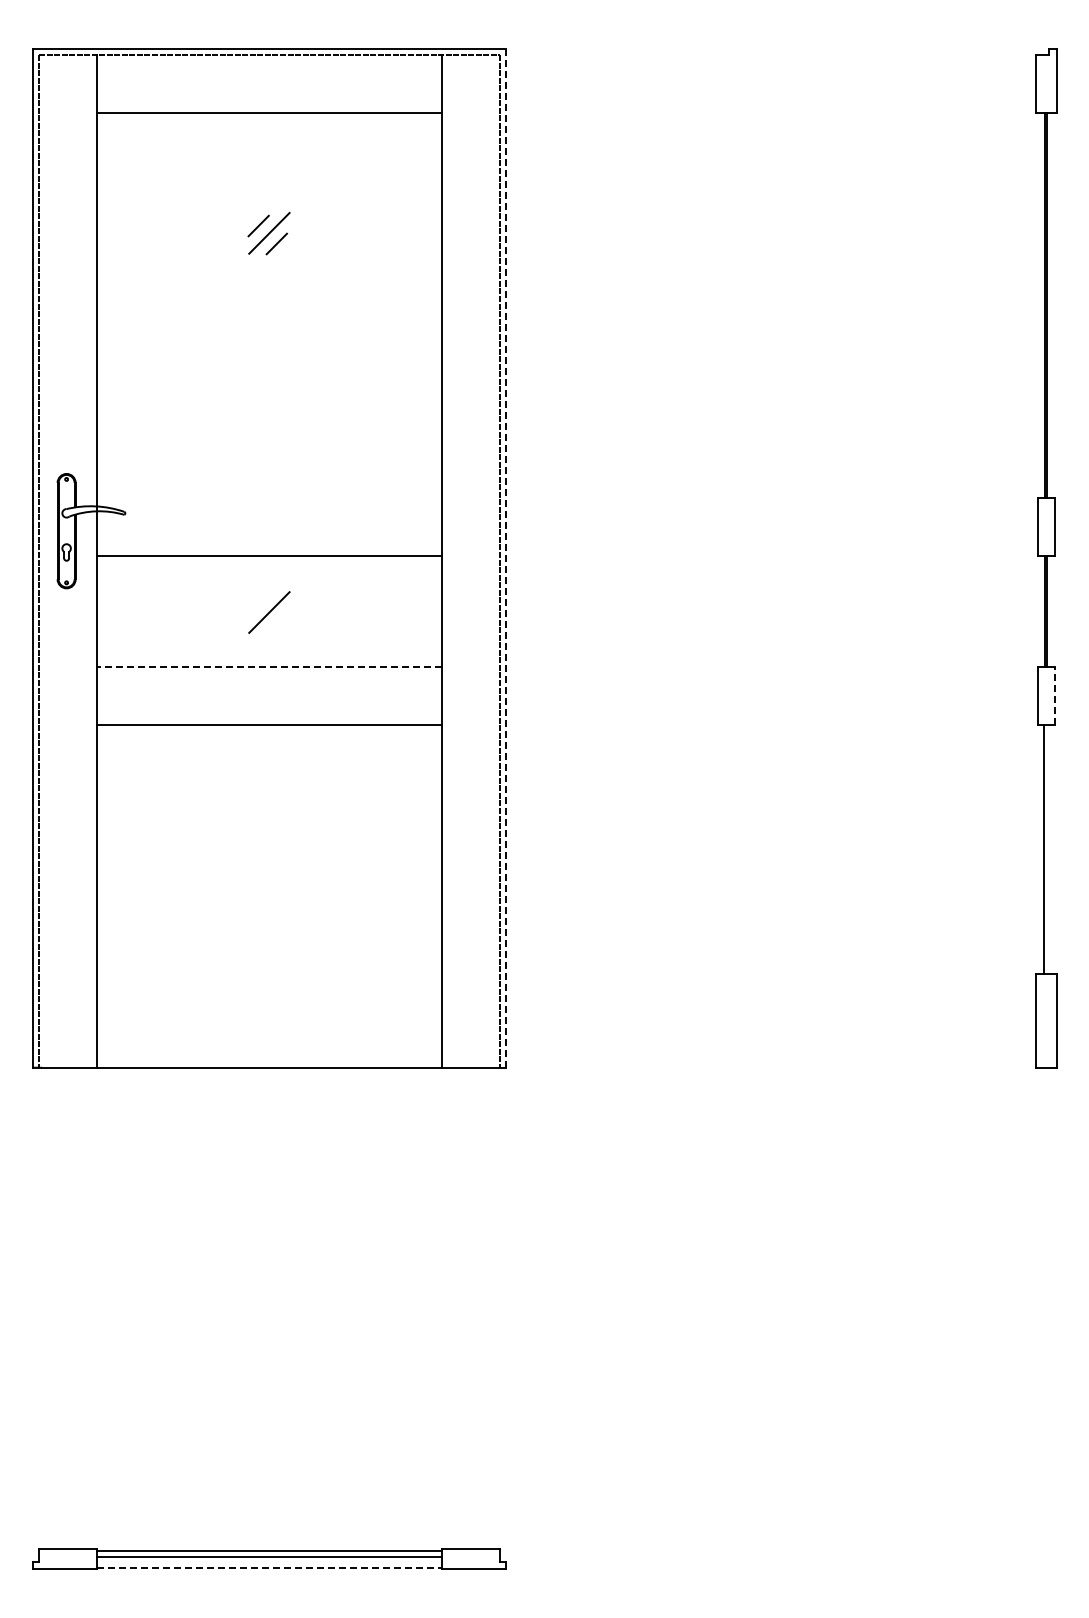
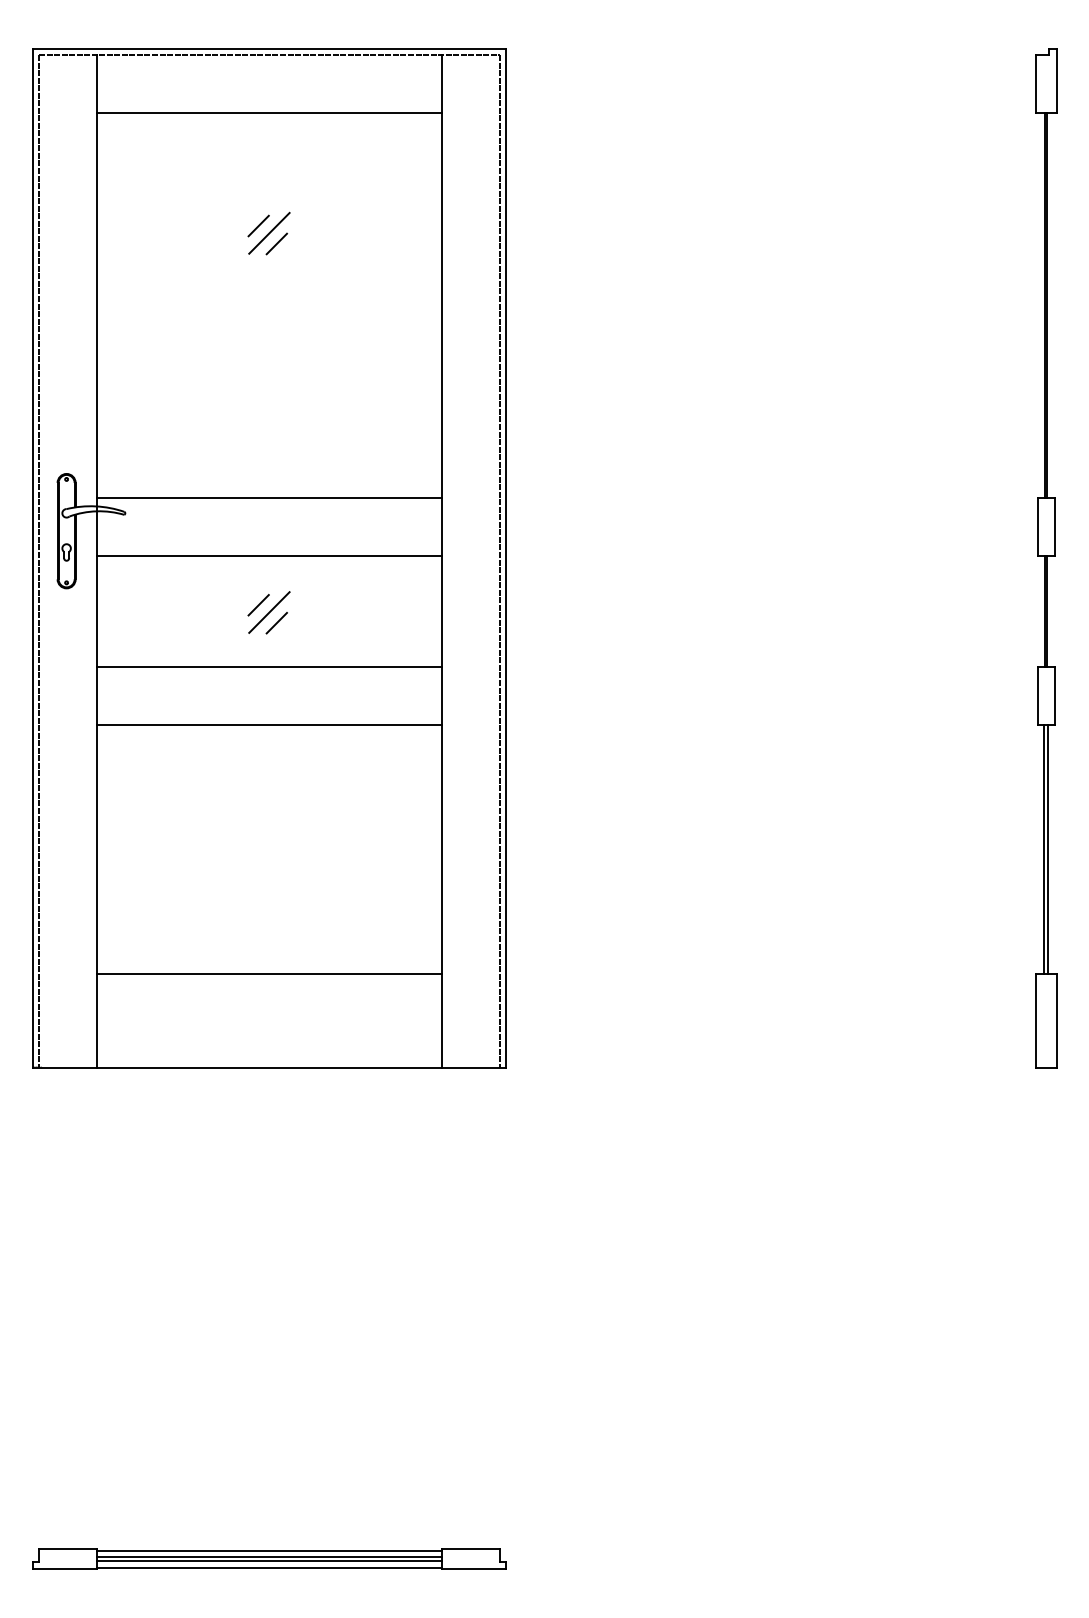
line: none -> present (269, 498)
line: dashed -> solid (506, 558)
line: none -> present (258, 605)
line: none -> present (276, 622)
line: dashed -> solid (269, 667)
line: dashed -> solid (1055, 696)
line: none -> present (1048, 849)
line: none -> present (269, 973)
line: none -> present (269, 1561)
line: dashed -> solid (269, 1568)
